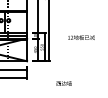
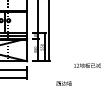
text position: (81, 37) -> (87, 65) (87, 65)
